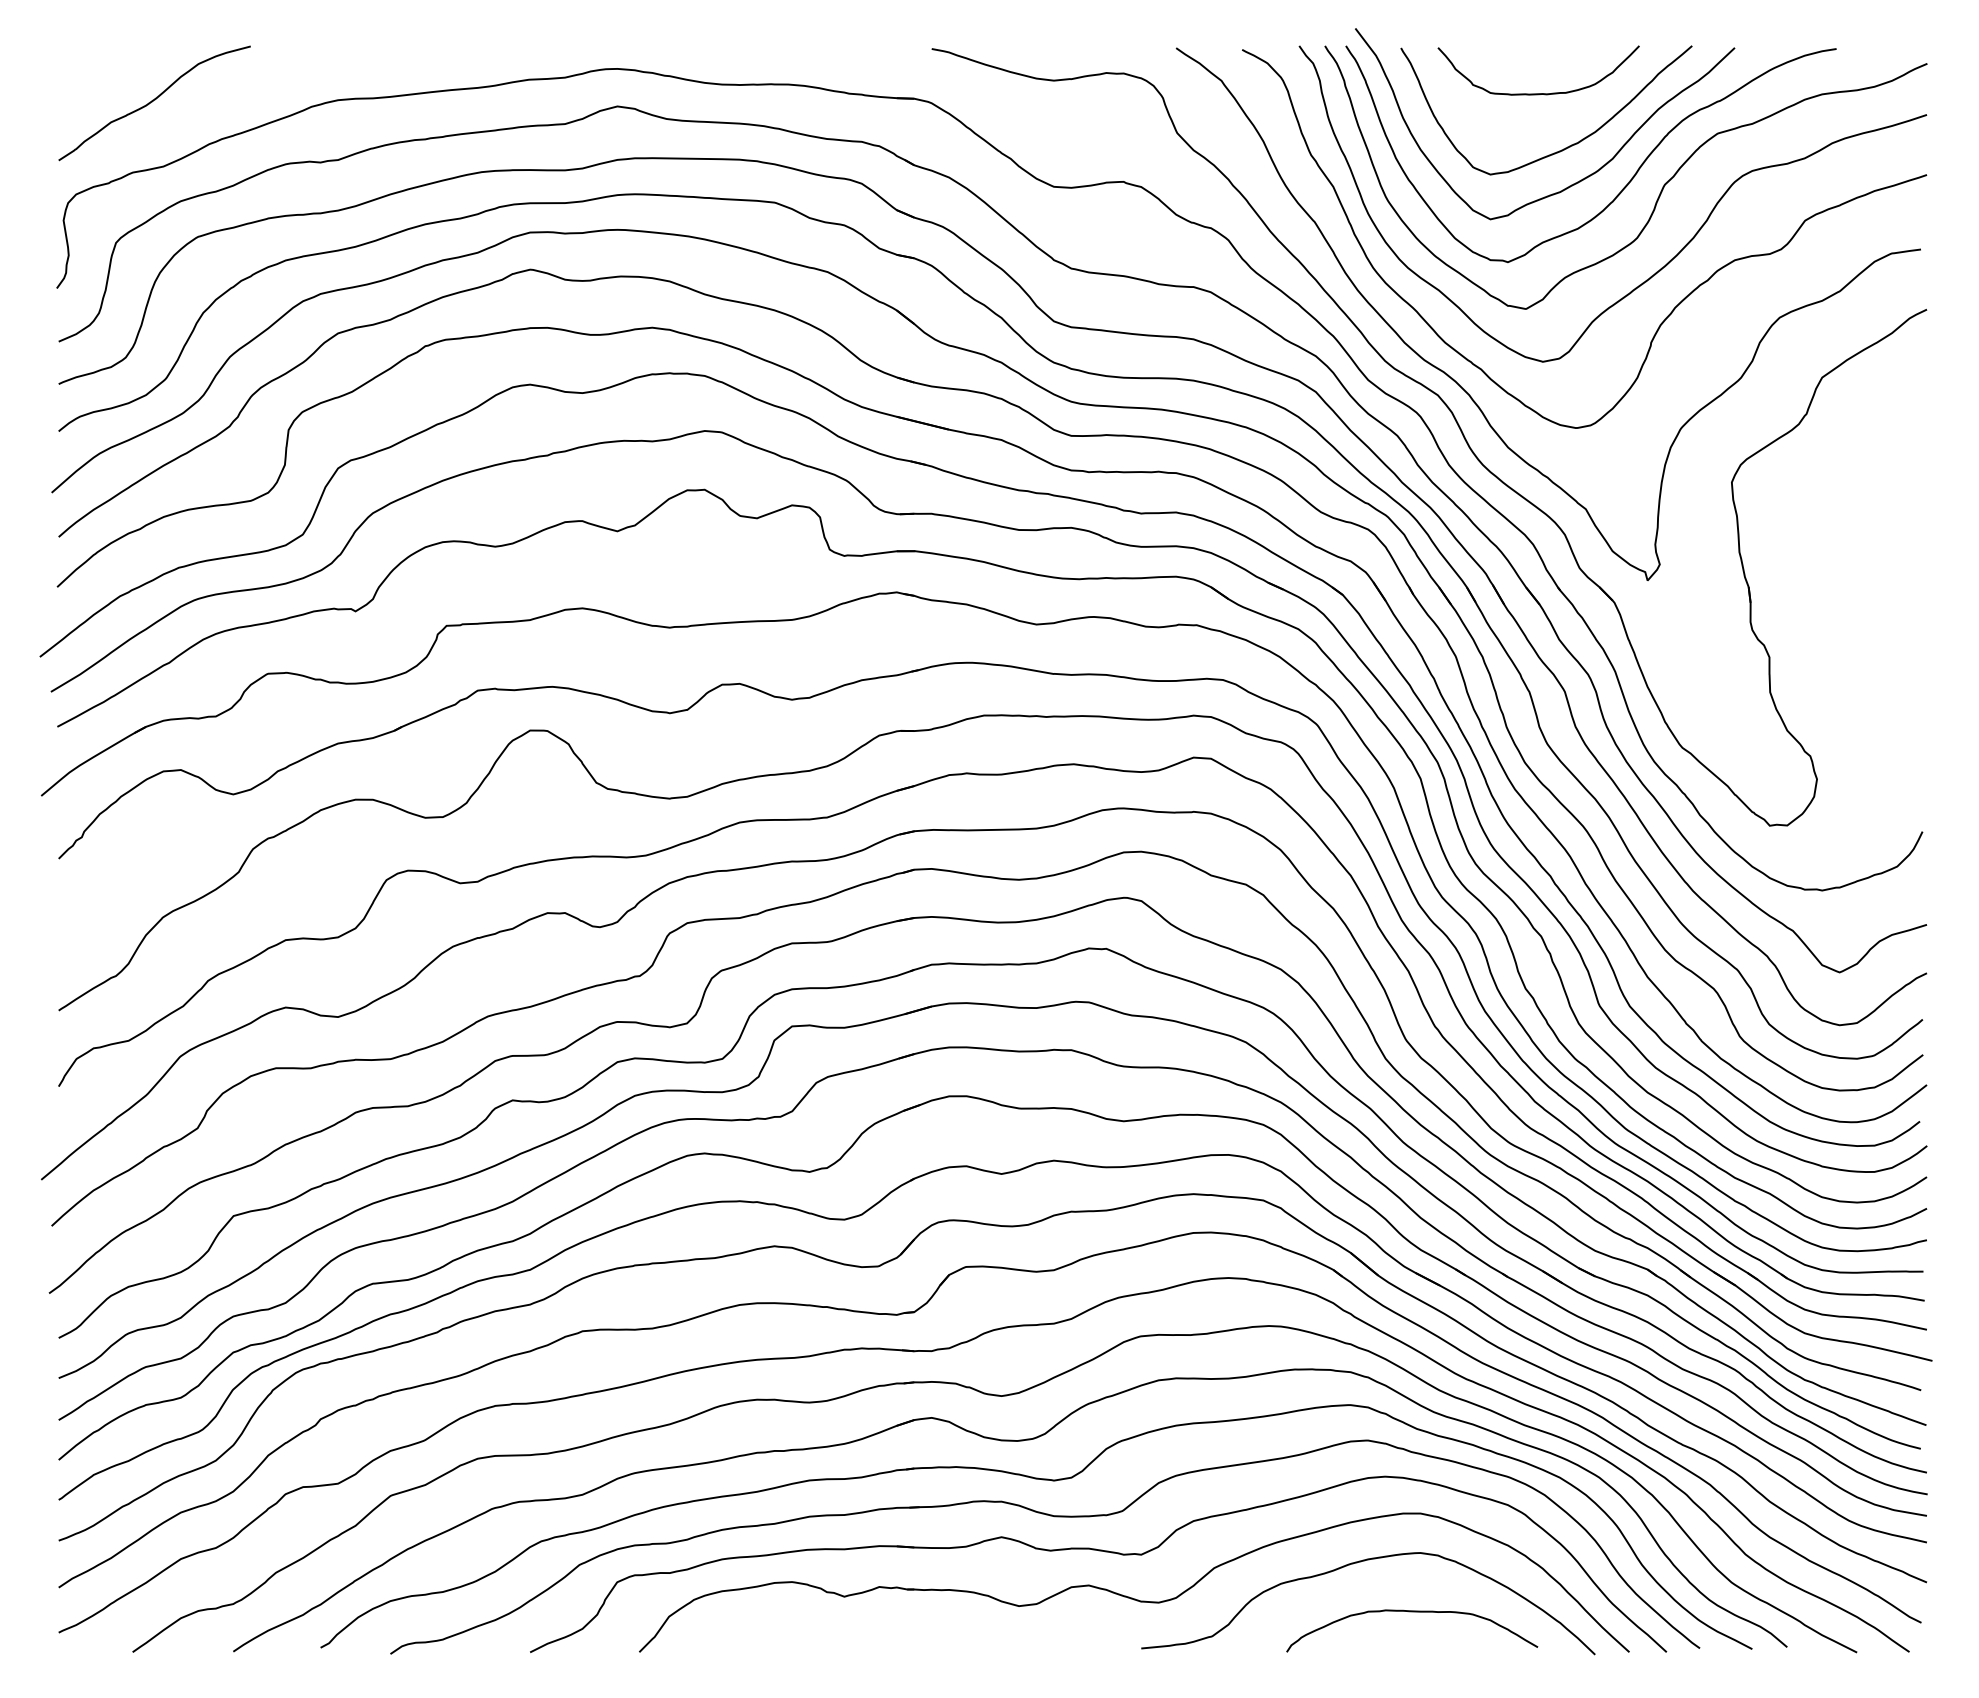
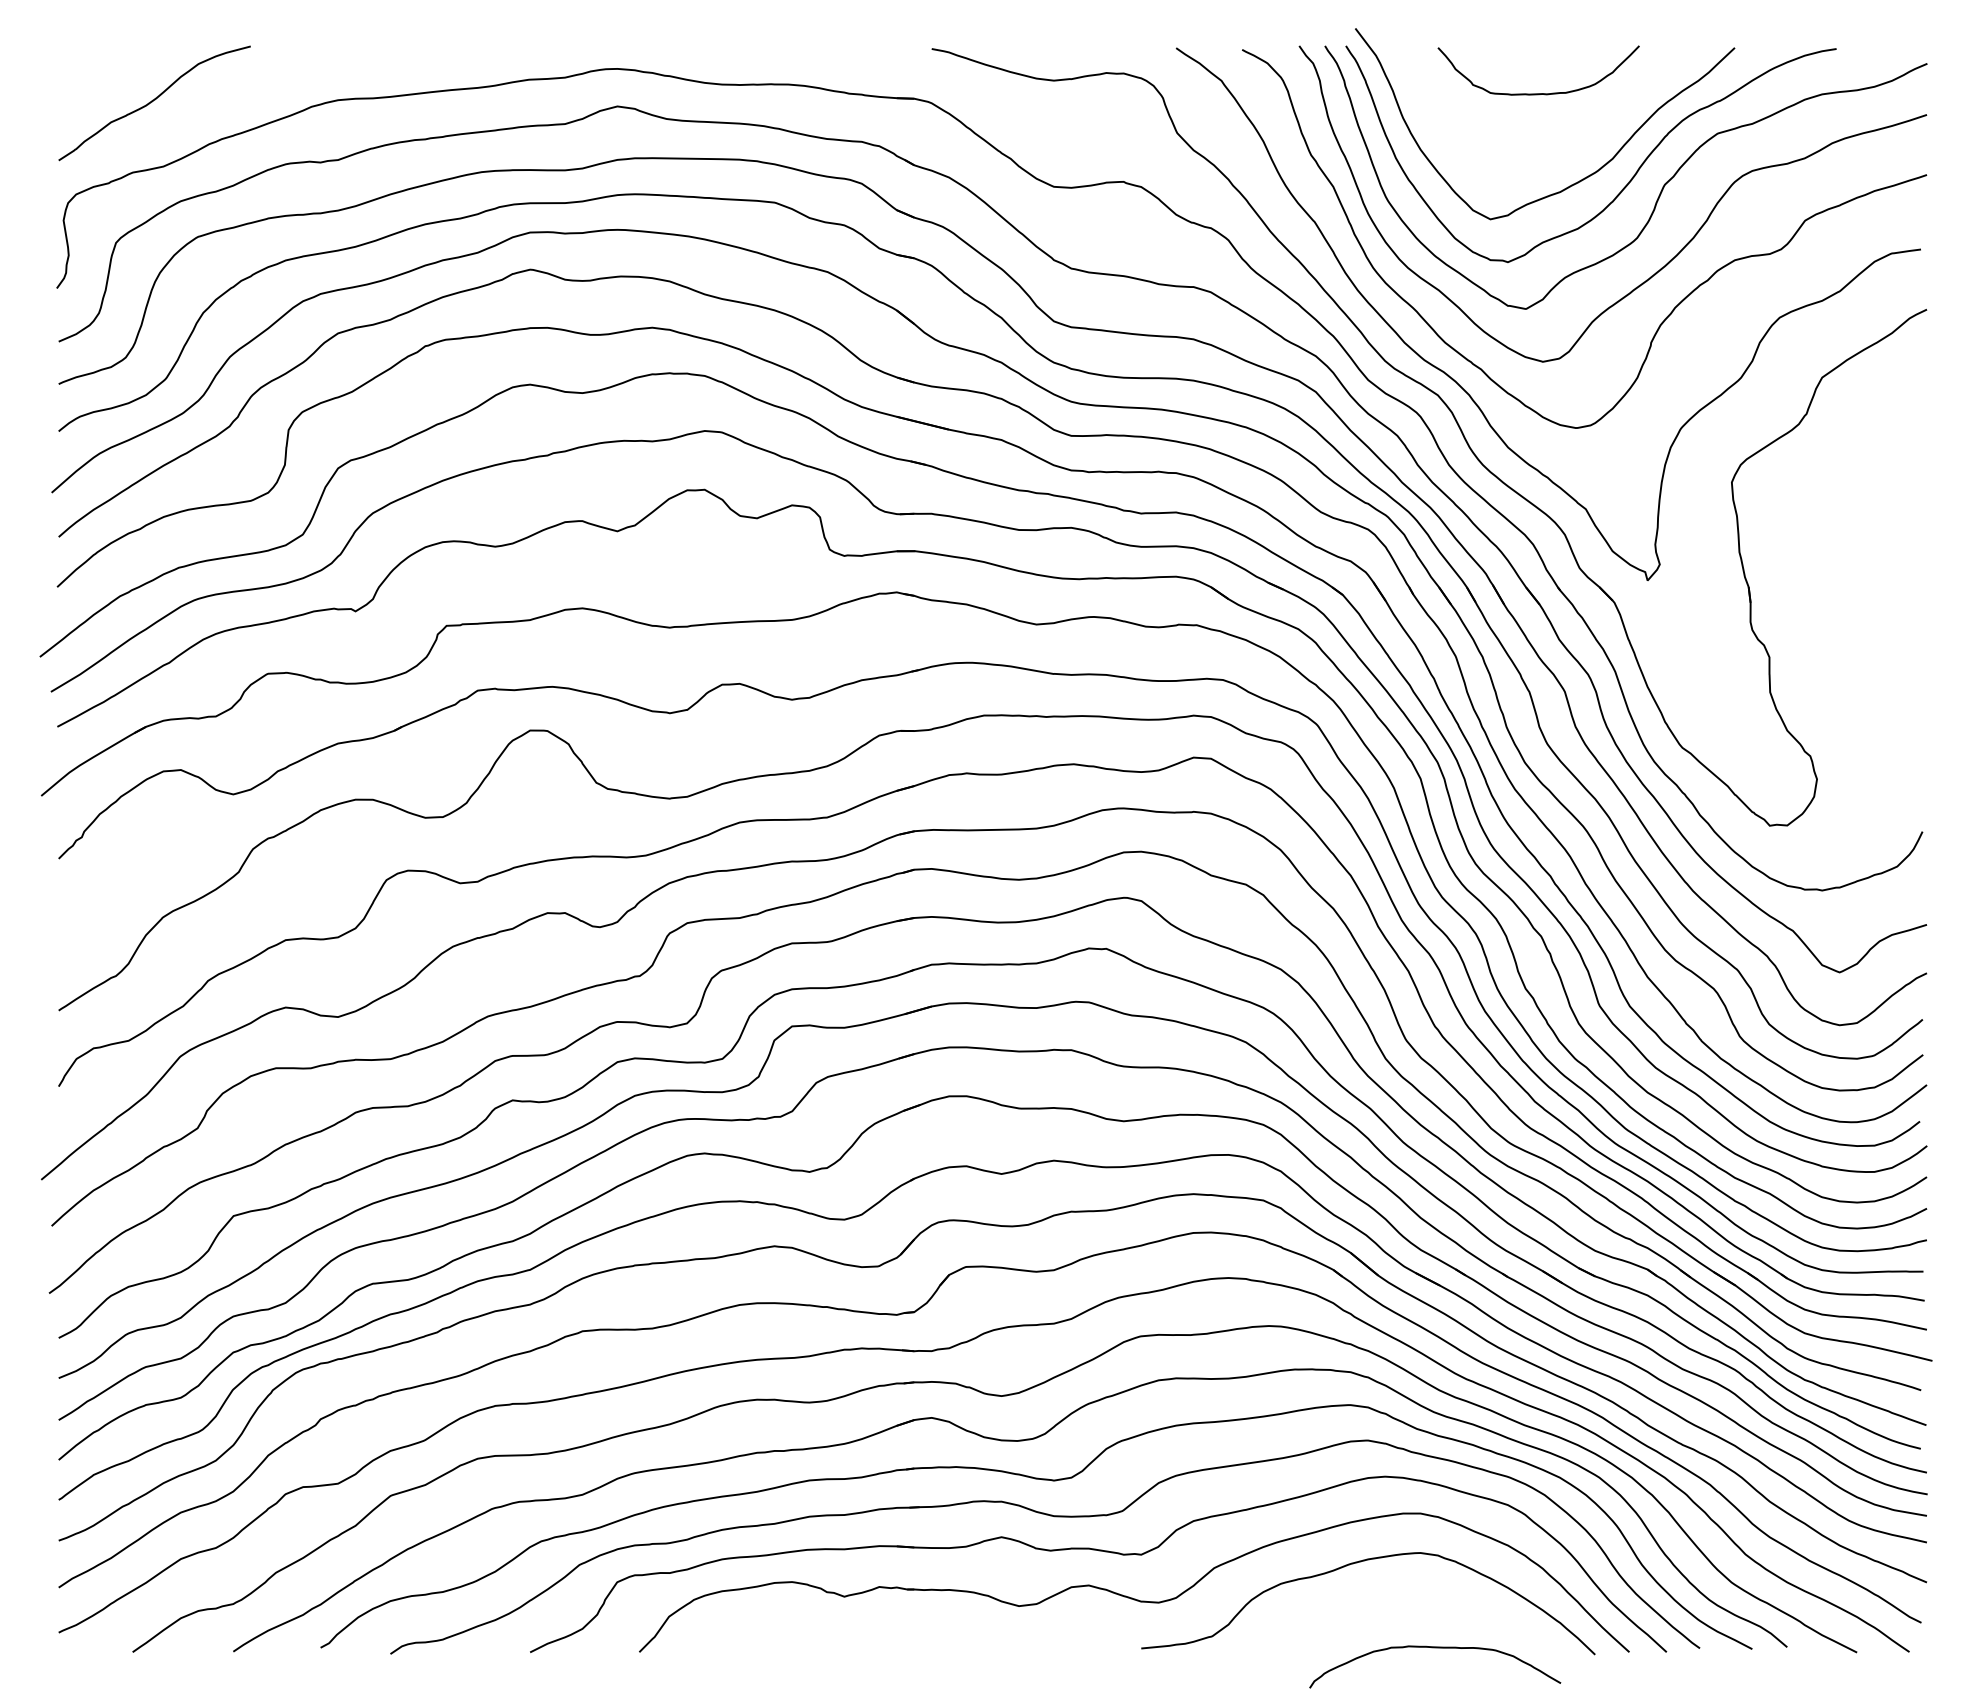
curve: present -> none (1565, 147)
curve position: (1412, 1612) -> (1435, 1648) (1435, 1648)
